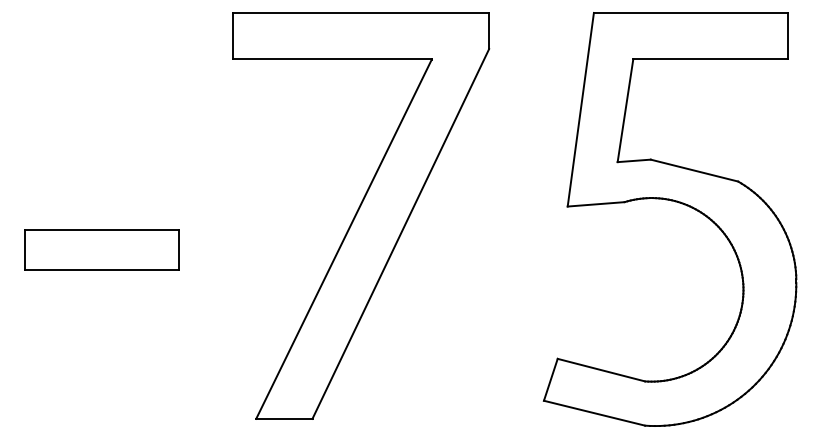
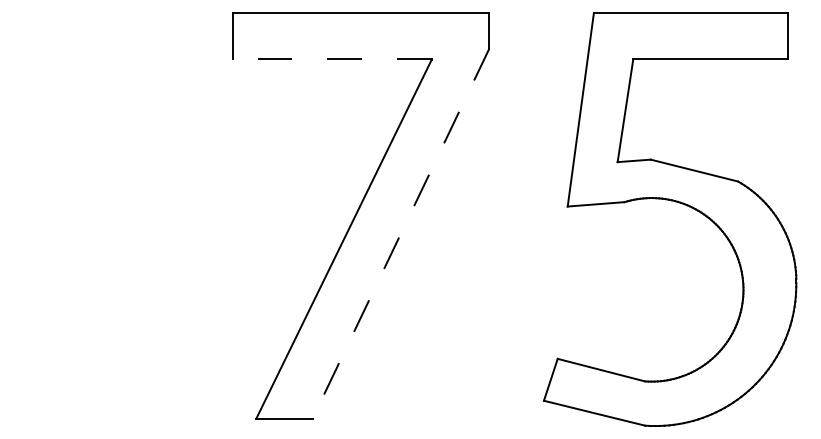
line: solid -> dashed (331, 58)
line: solid -> dashed (400, 233)
part: present -> none (101, 249)
